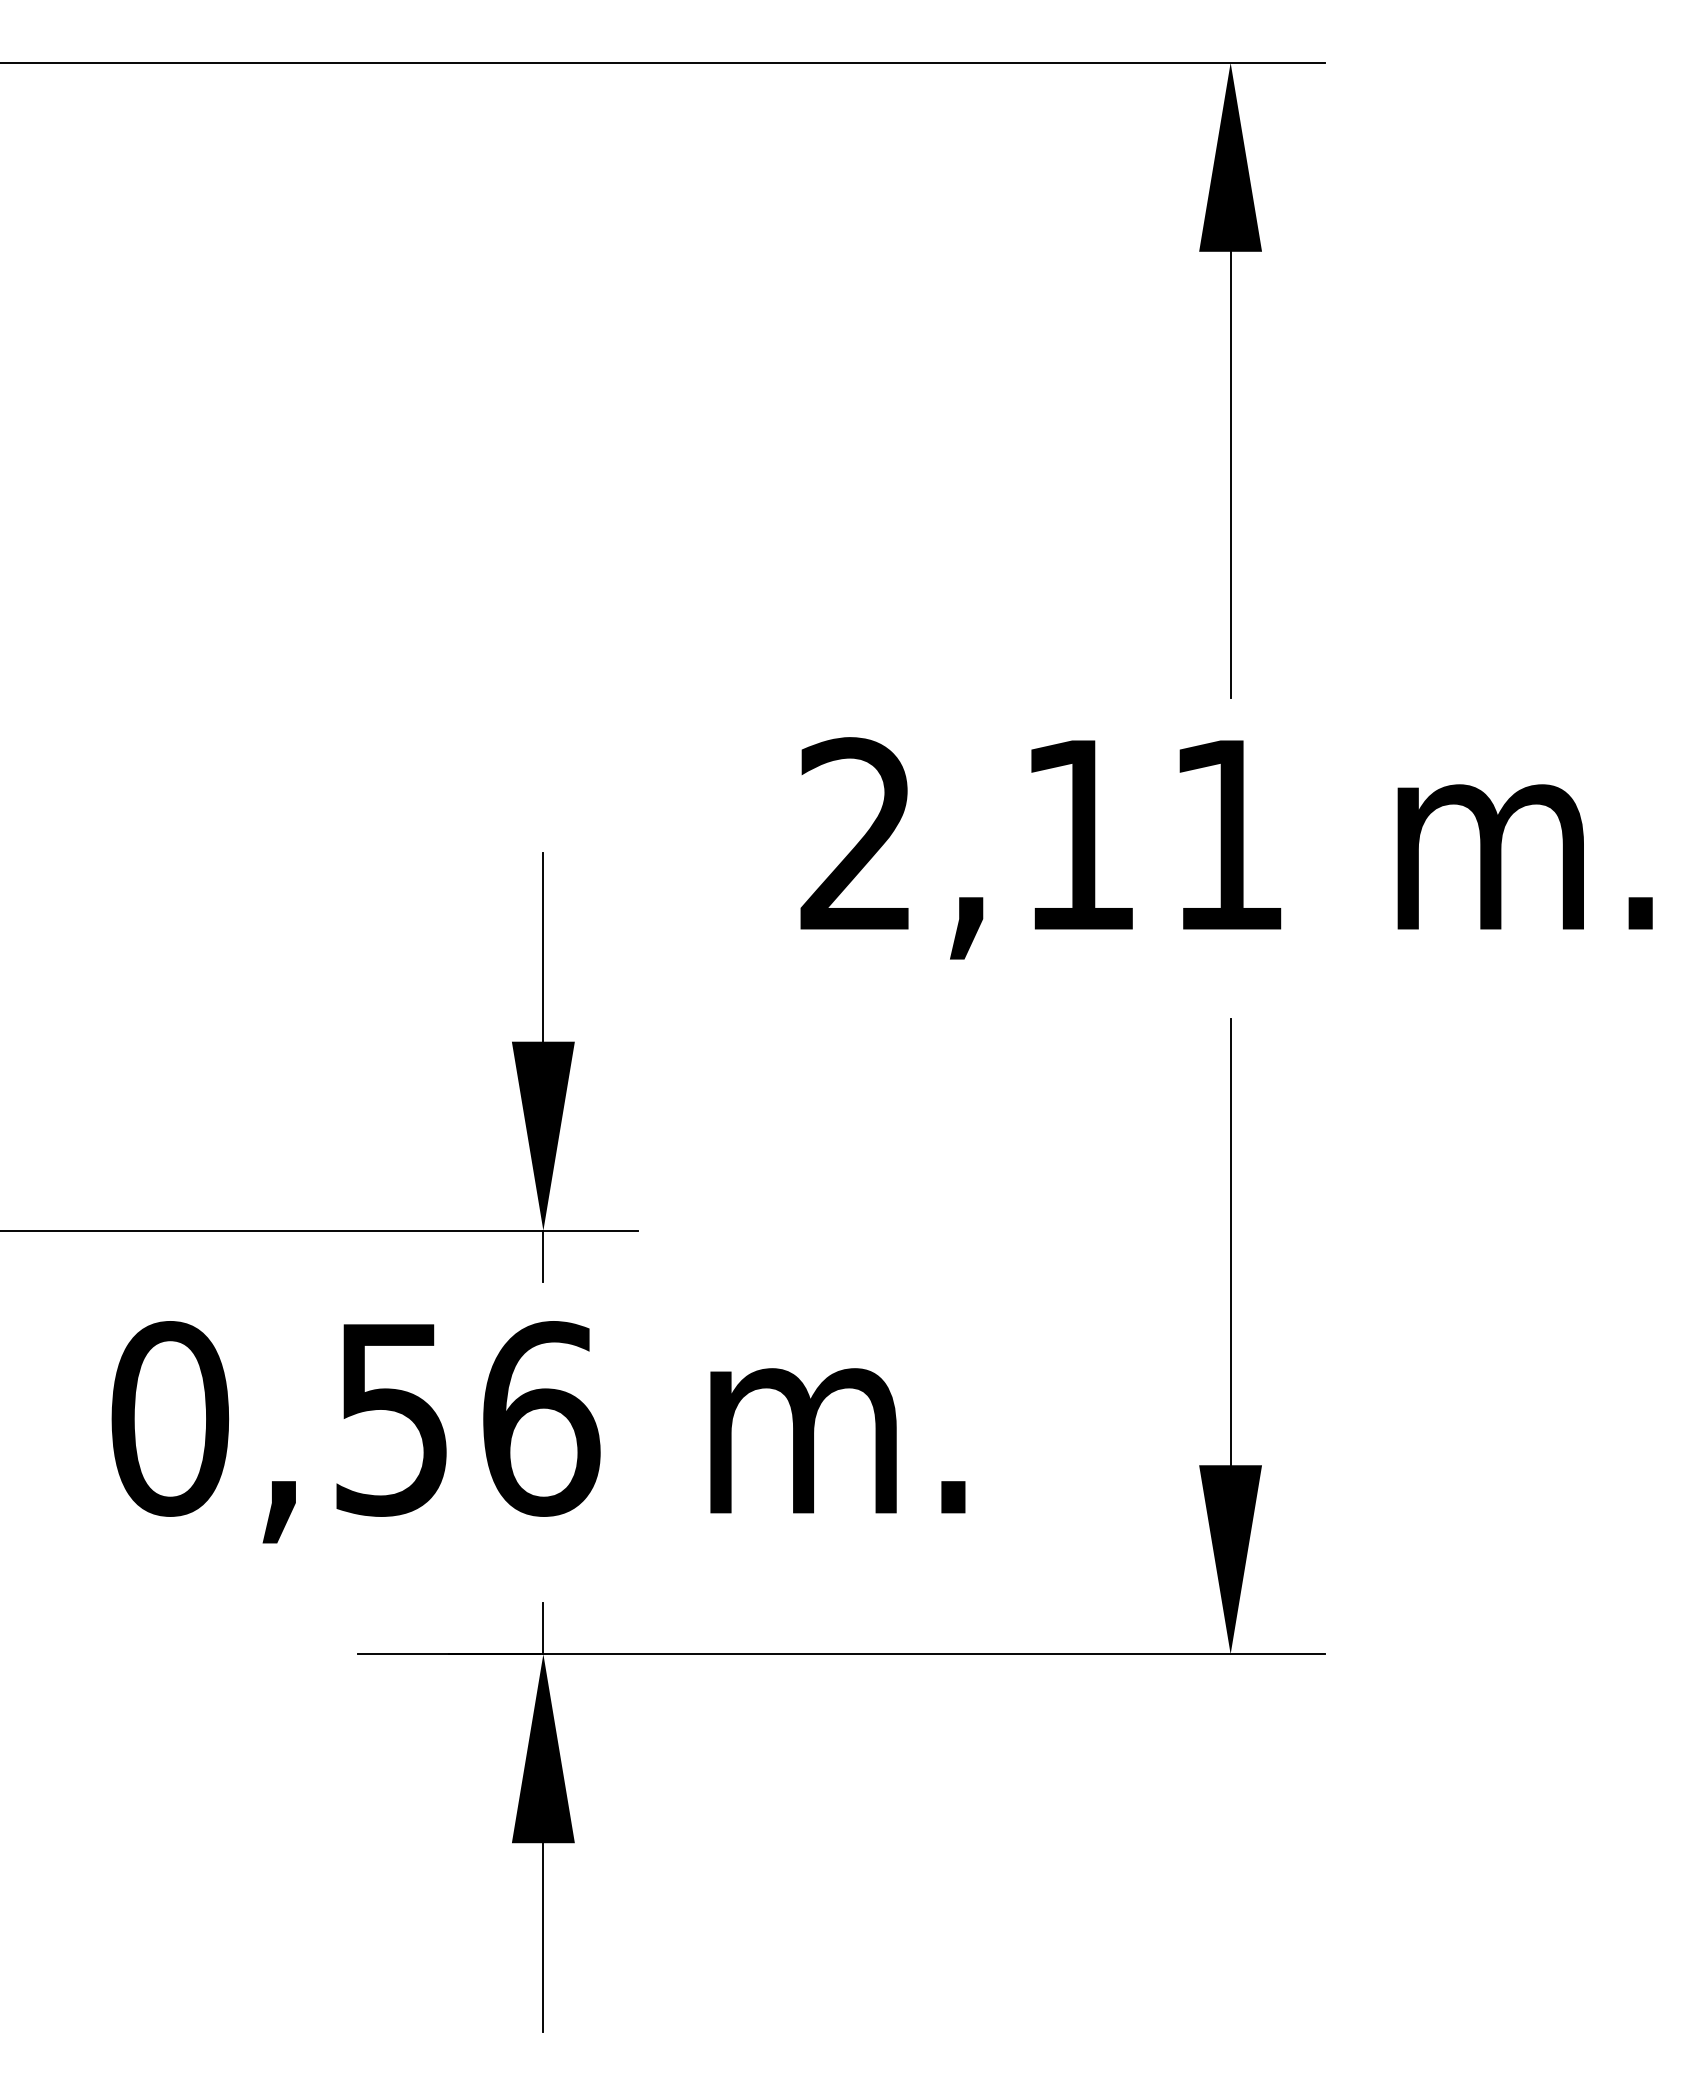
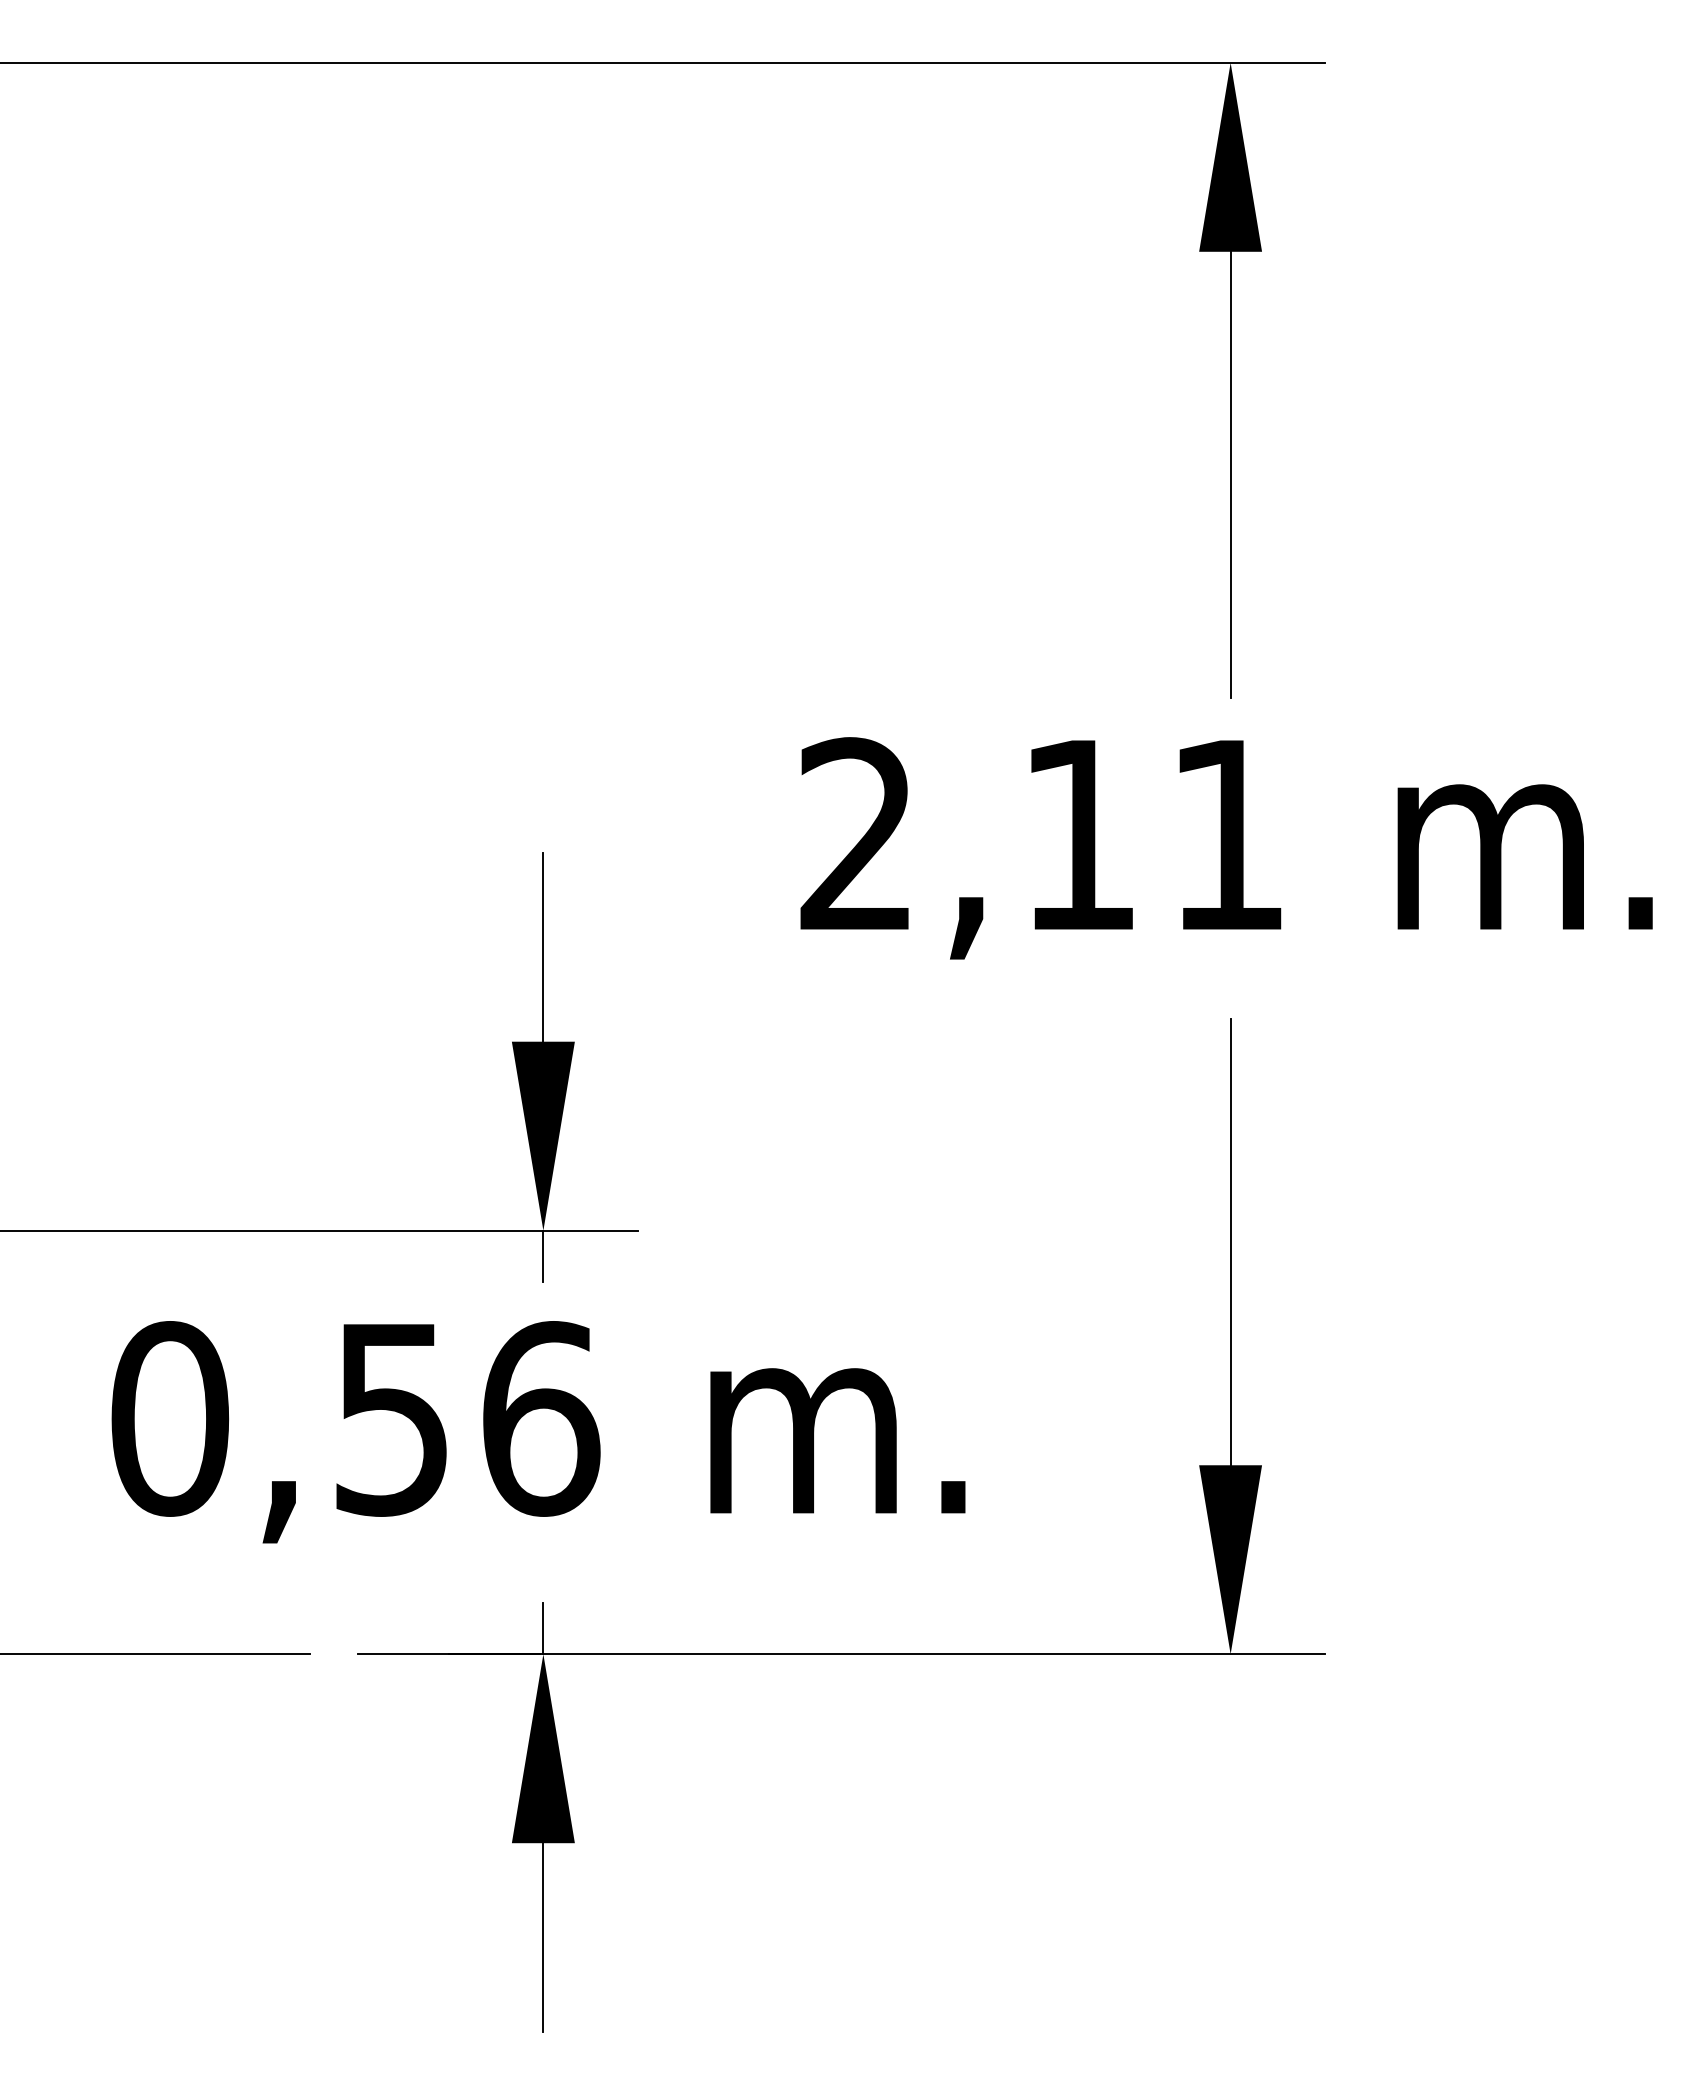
line: none -> present (156, 1654)
